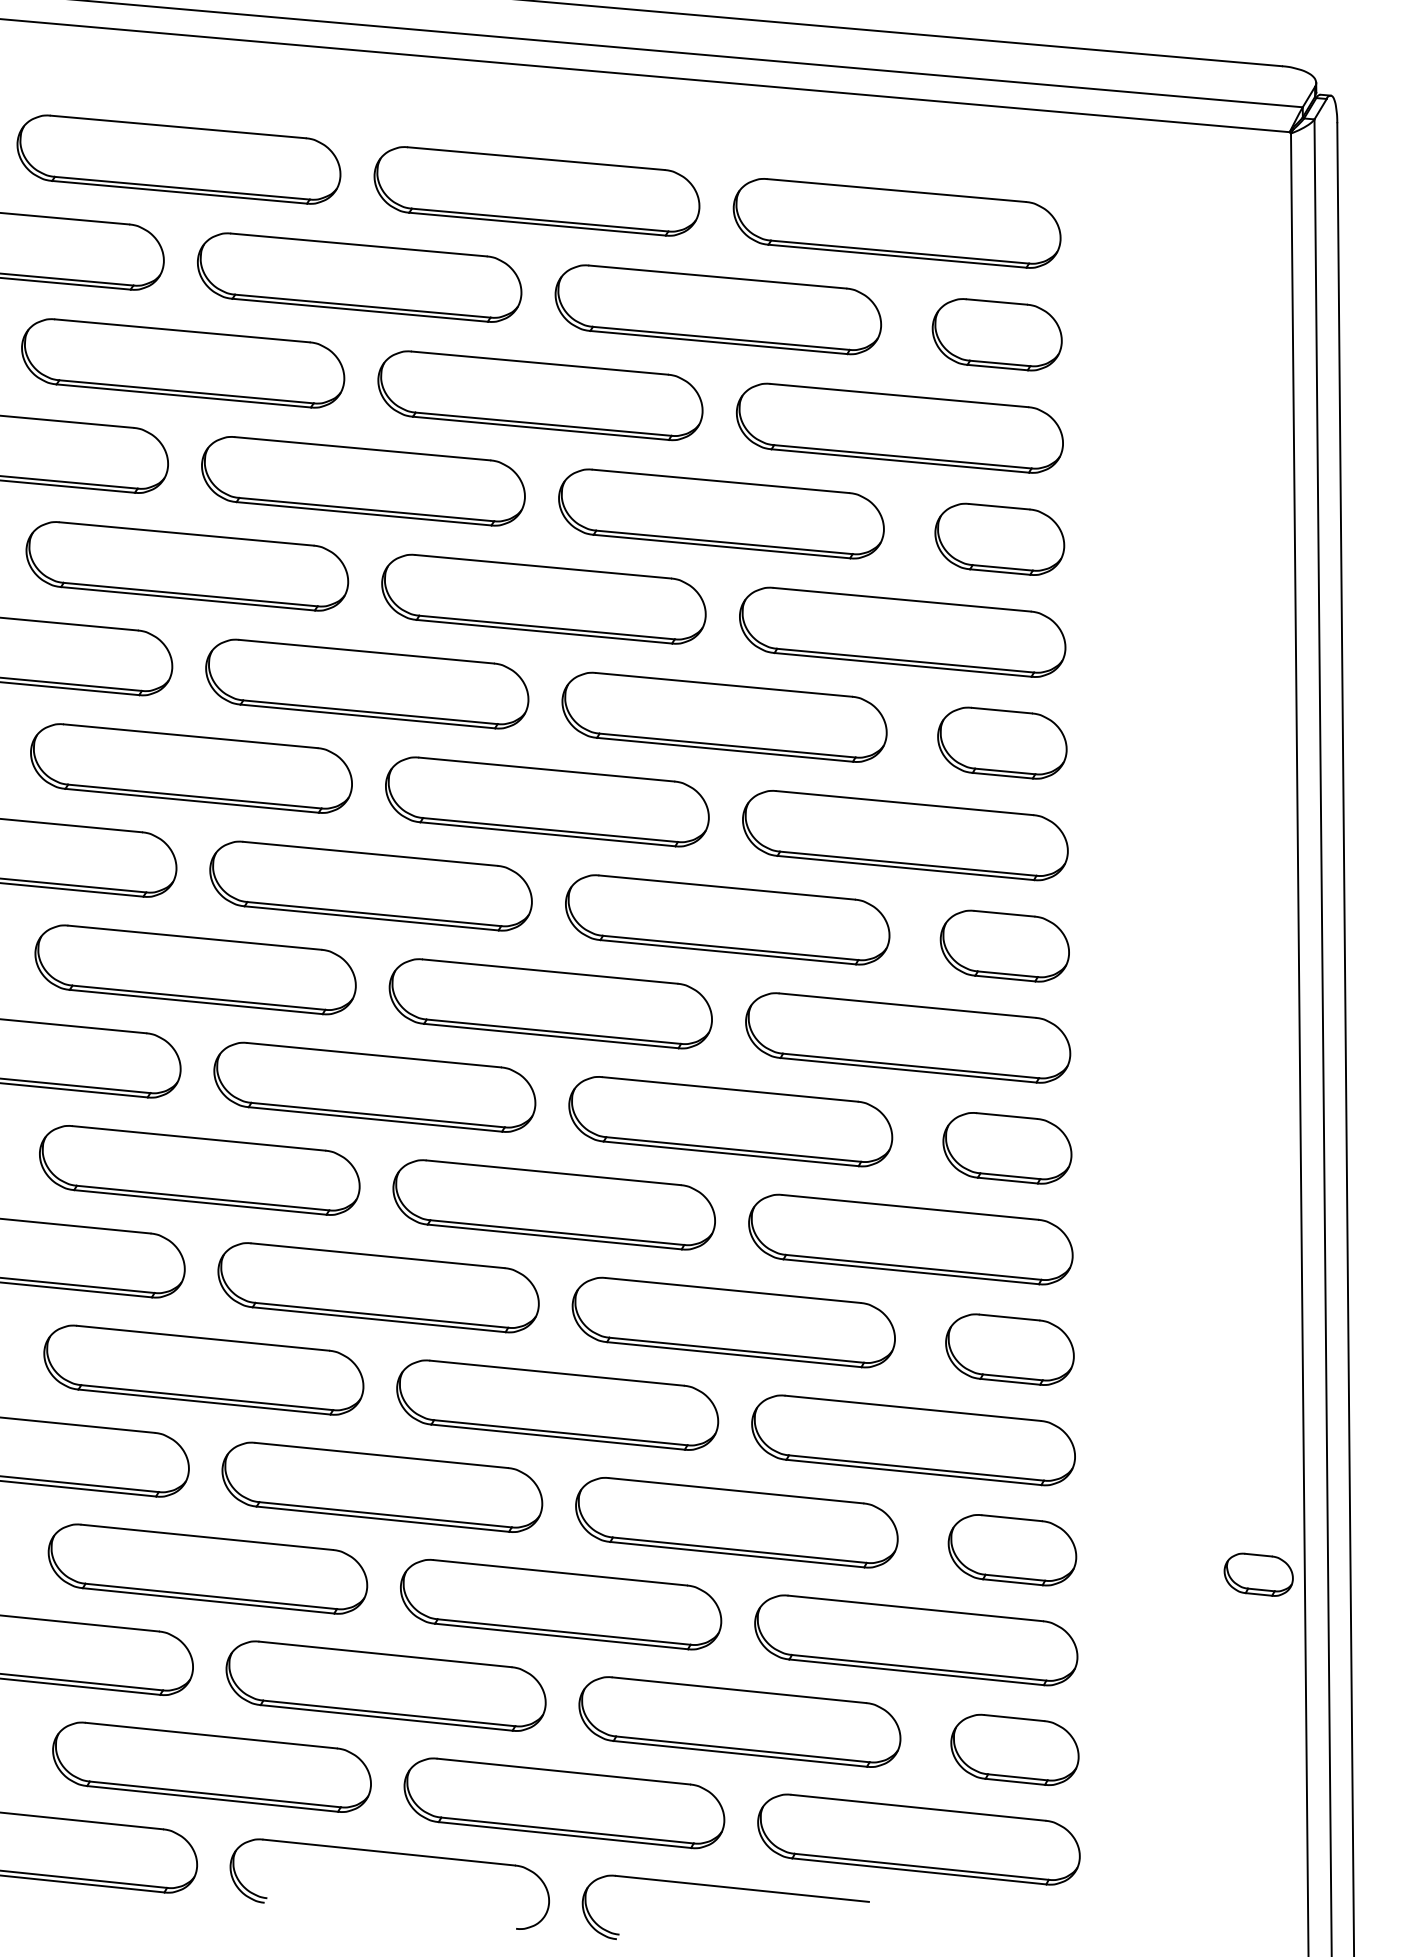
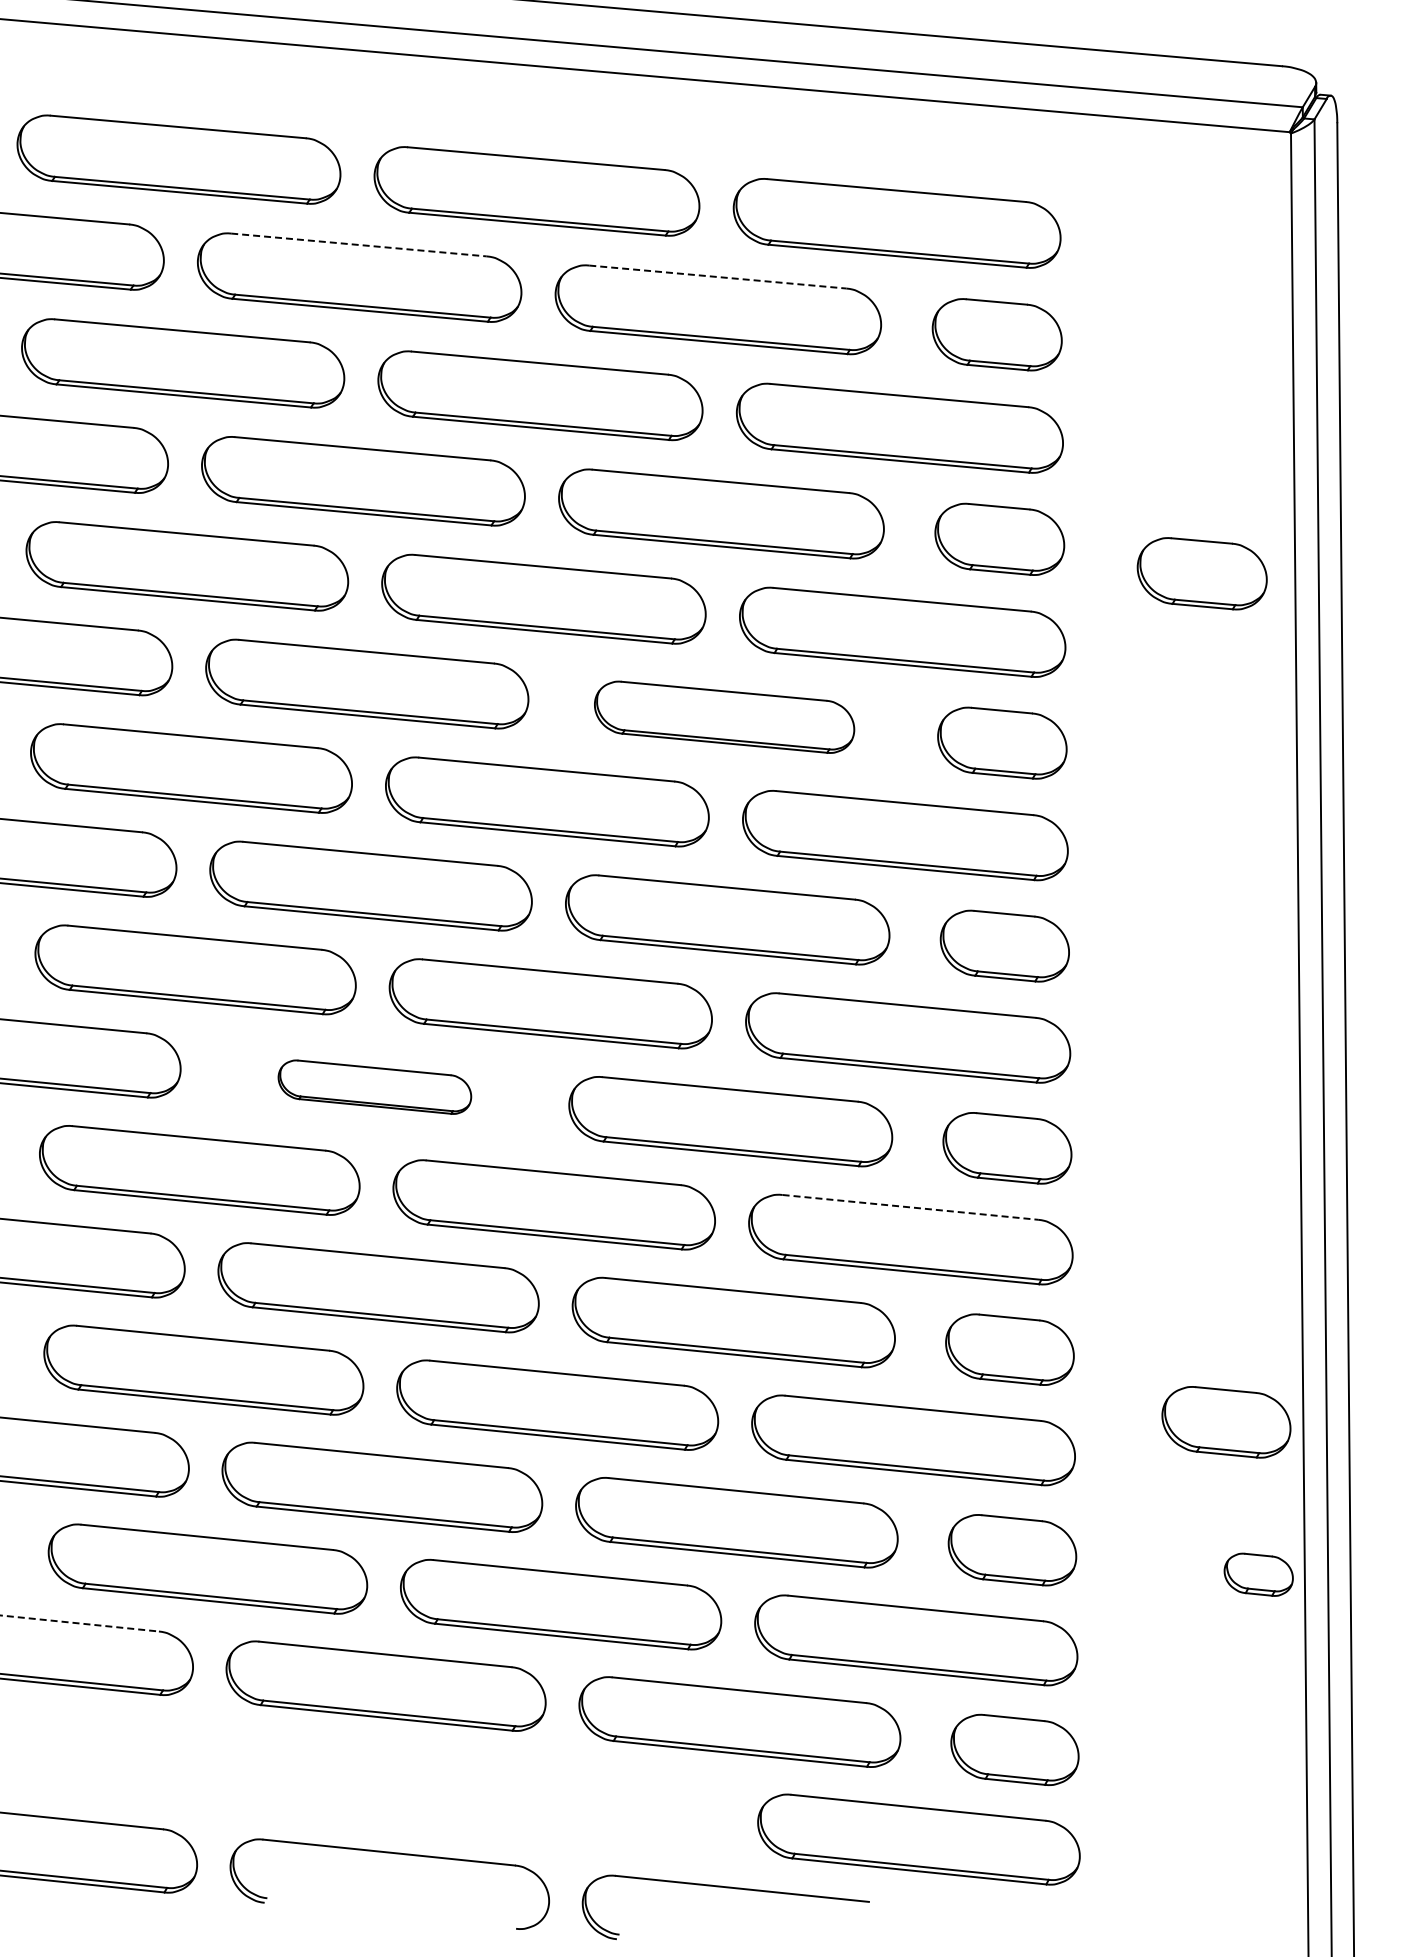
line: solid -> dashed (359, 245)
line: solid -> dashed (718, 277)
part: none -> present (1201, 573)
part size: 327x92 px -> 262x74 px (724, 716)
part size: 324x92 px -> 196x56 px (374, 1086)
line: solid -> dashed (910, 1207)
part: none -> present (1226, 1422)
line: solid -> dashed (80, 1623)
part: present -> none (211, 1766)
part: present -> none (564, 1803)
